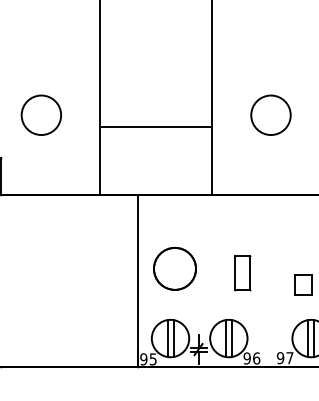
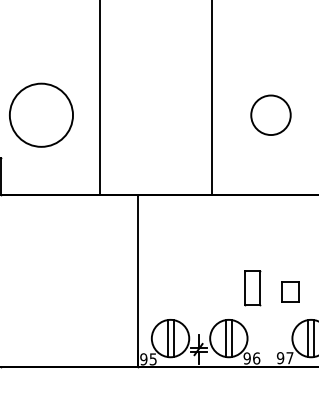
circle diameter: 39 px -> 63 px (41, 114)
line: present -> none (156, 127)
circle: present -> none (174, 268)
part position: (242, 273) -> (252, 288) (252, 288)
part position: (303, 284) -> (290, 291) (290, 291)
